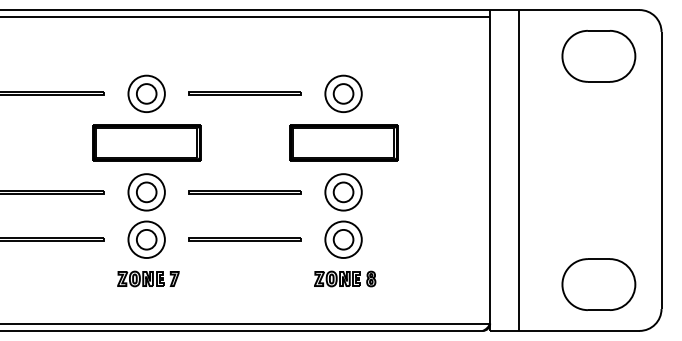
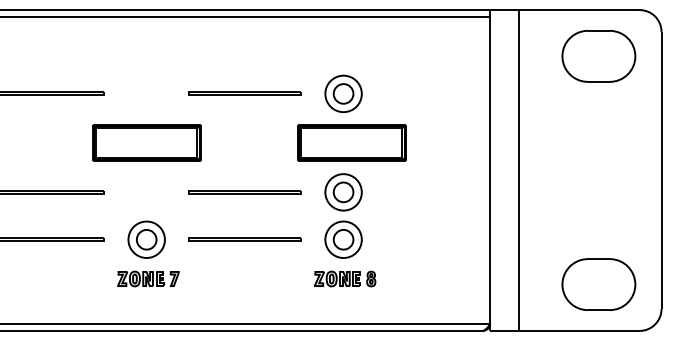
part: present -> none (146, 93)
part position: (343, 142) -> (351, 142) (351, 142)
part: present -> none (146, 192)
